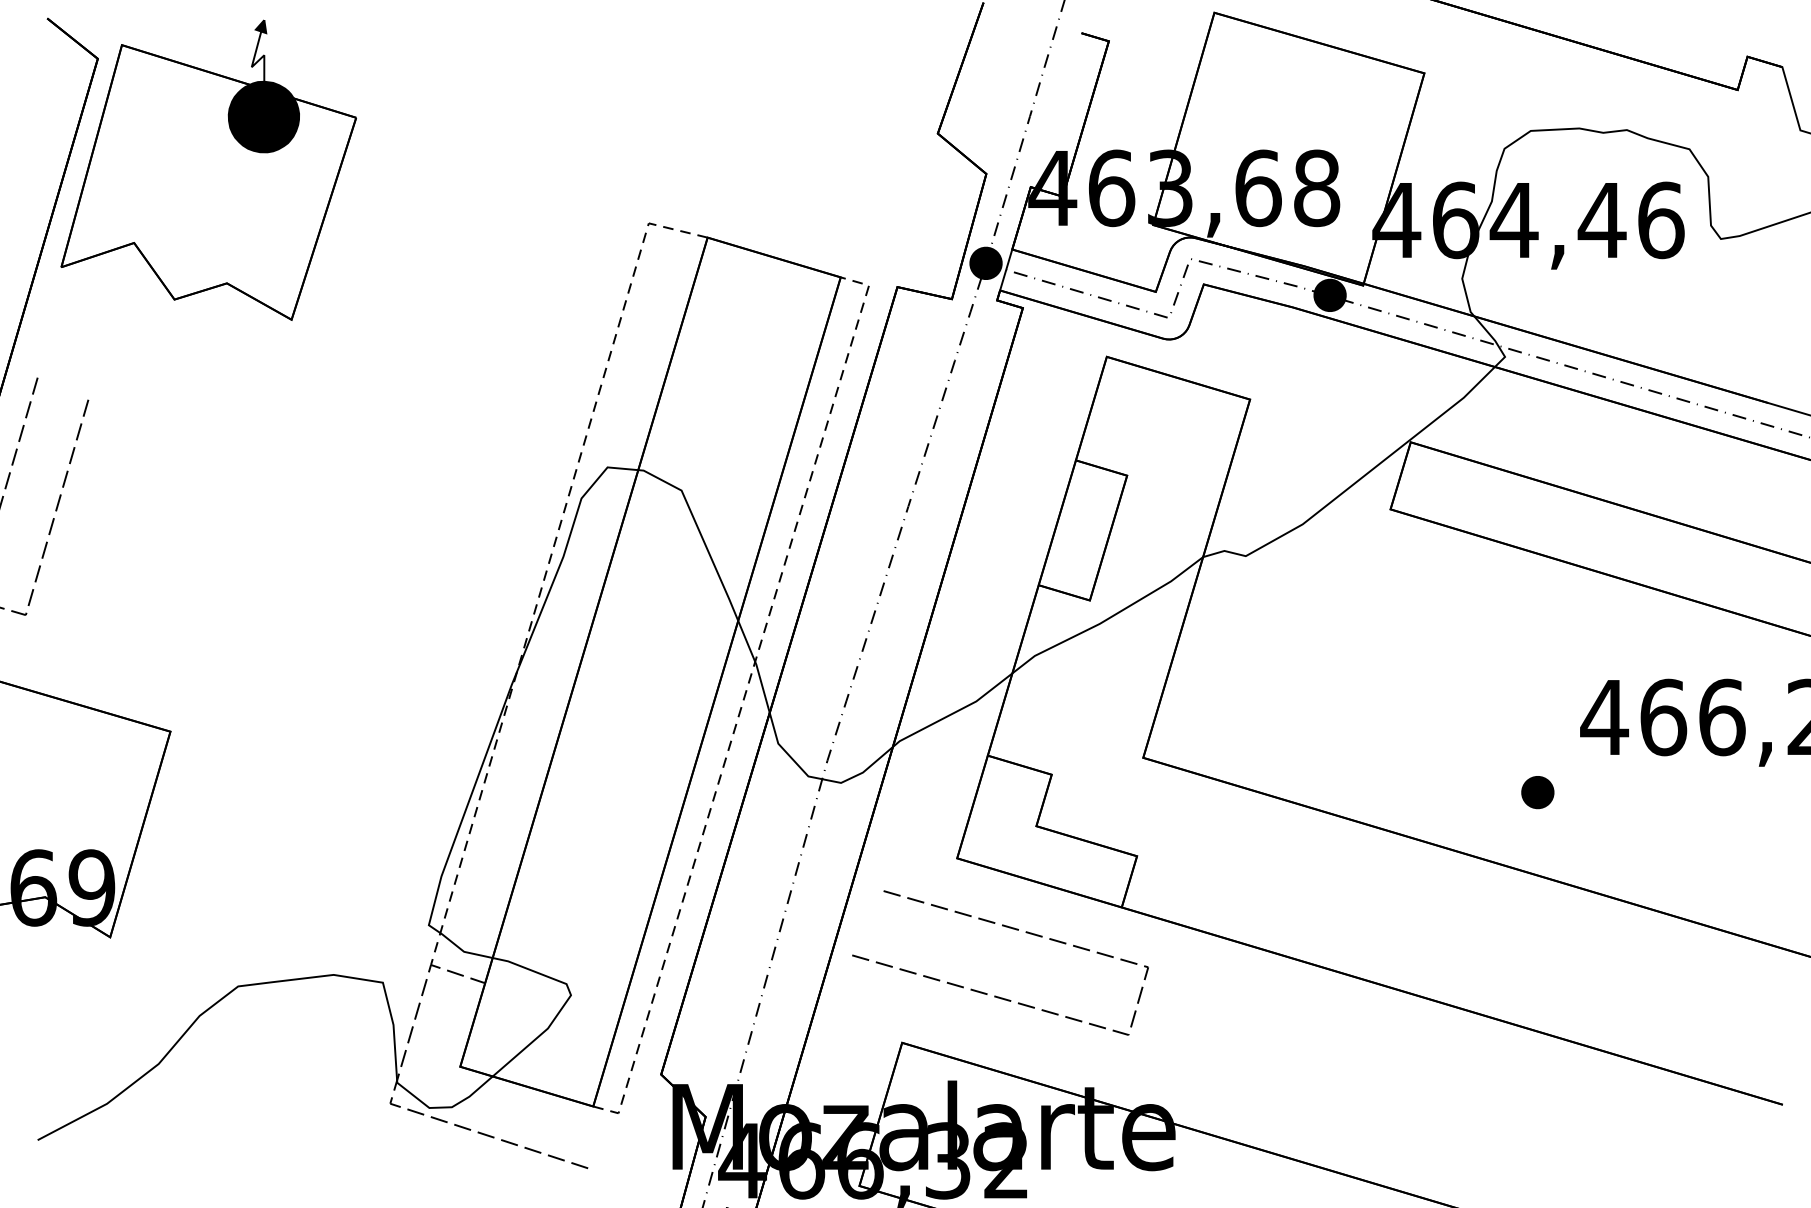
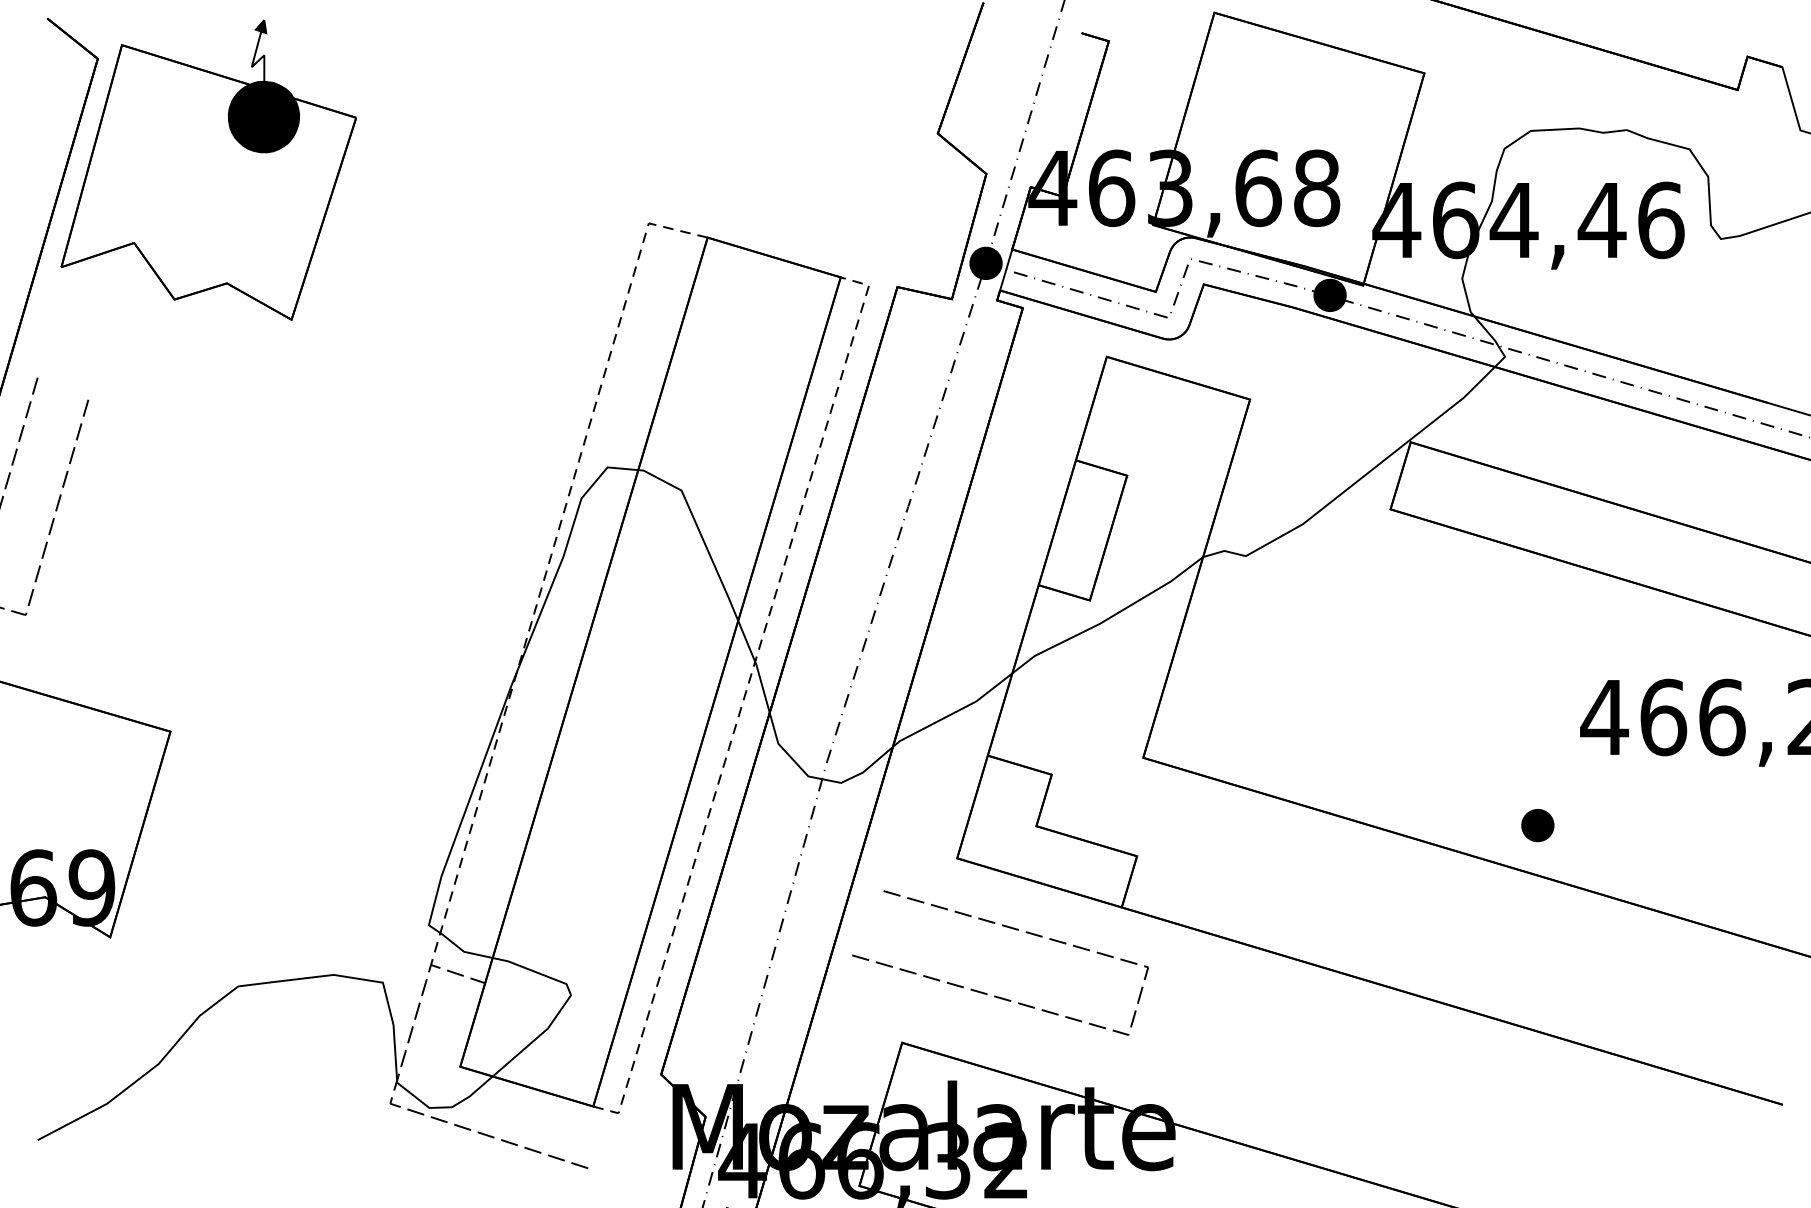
part position: (1537, 792) -> (1537, 825) (1537, 825)
